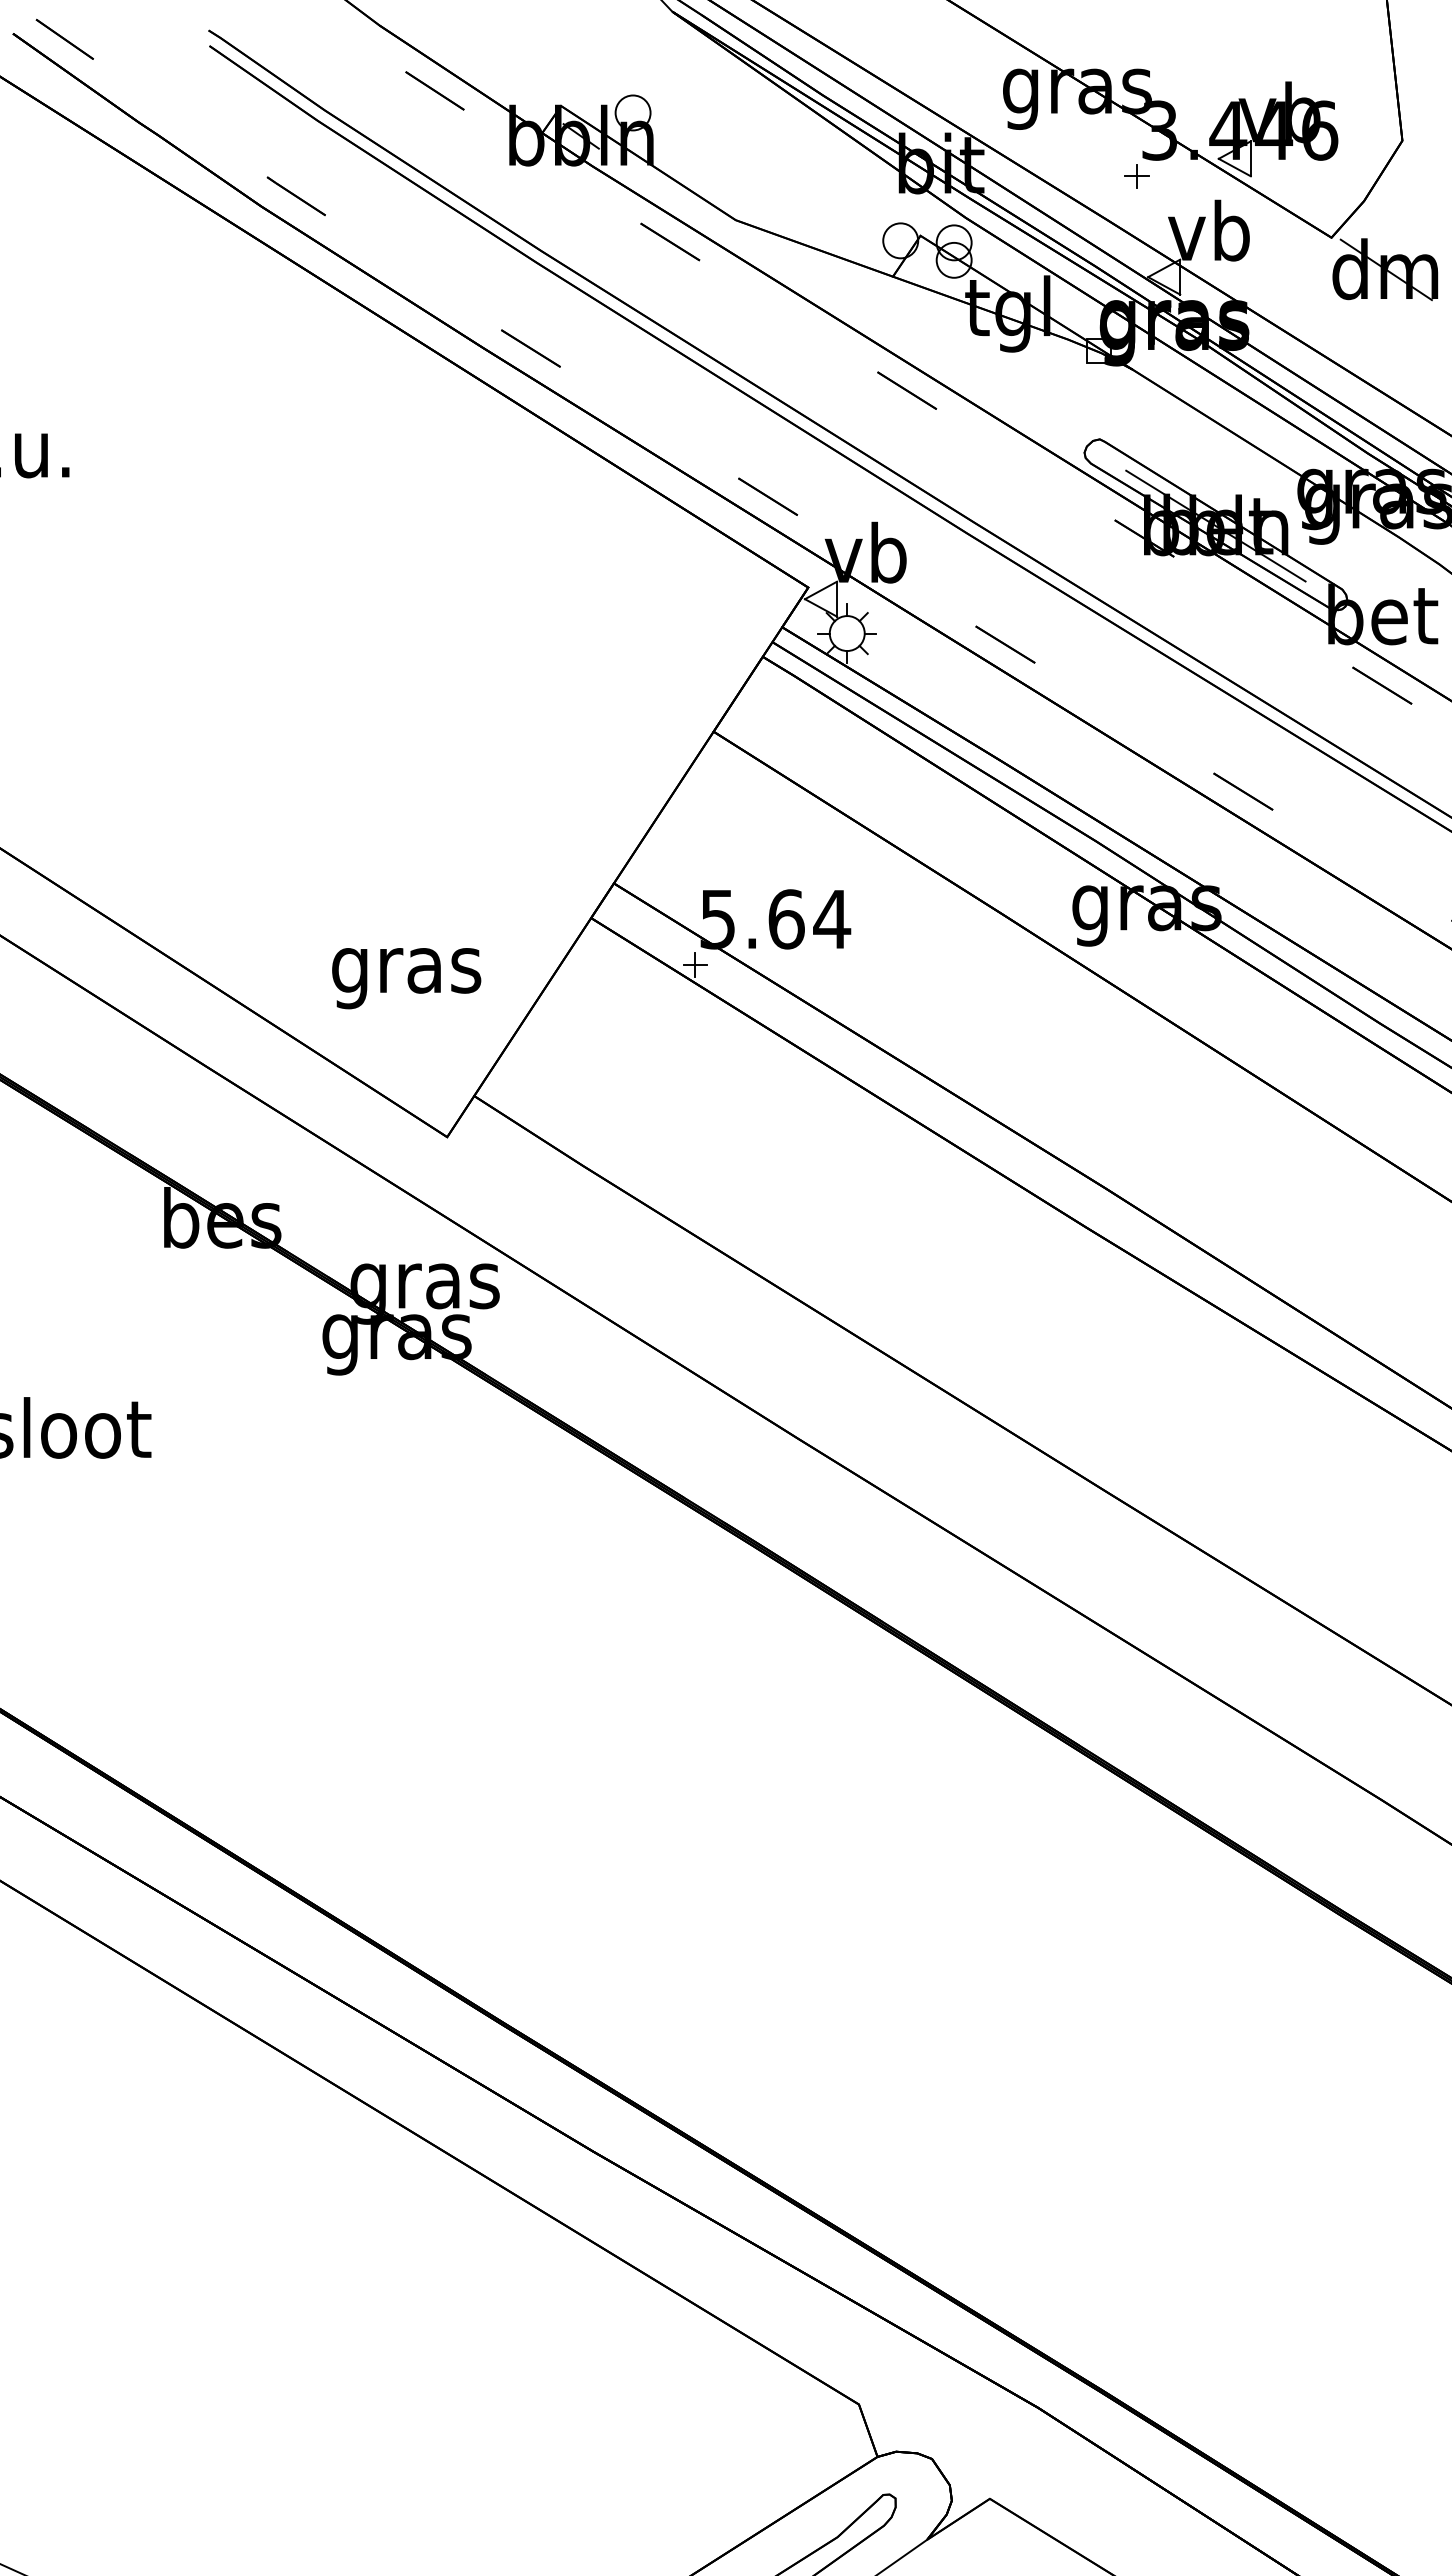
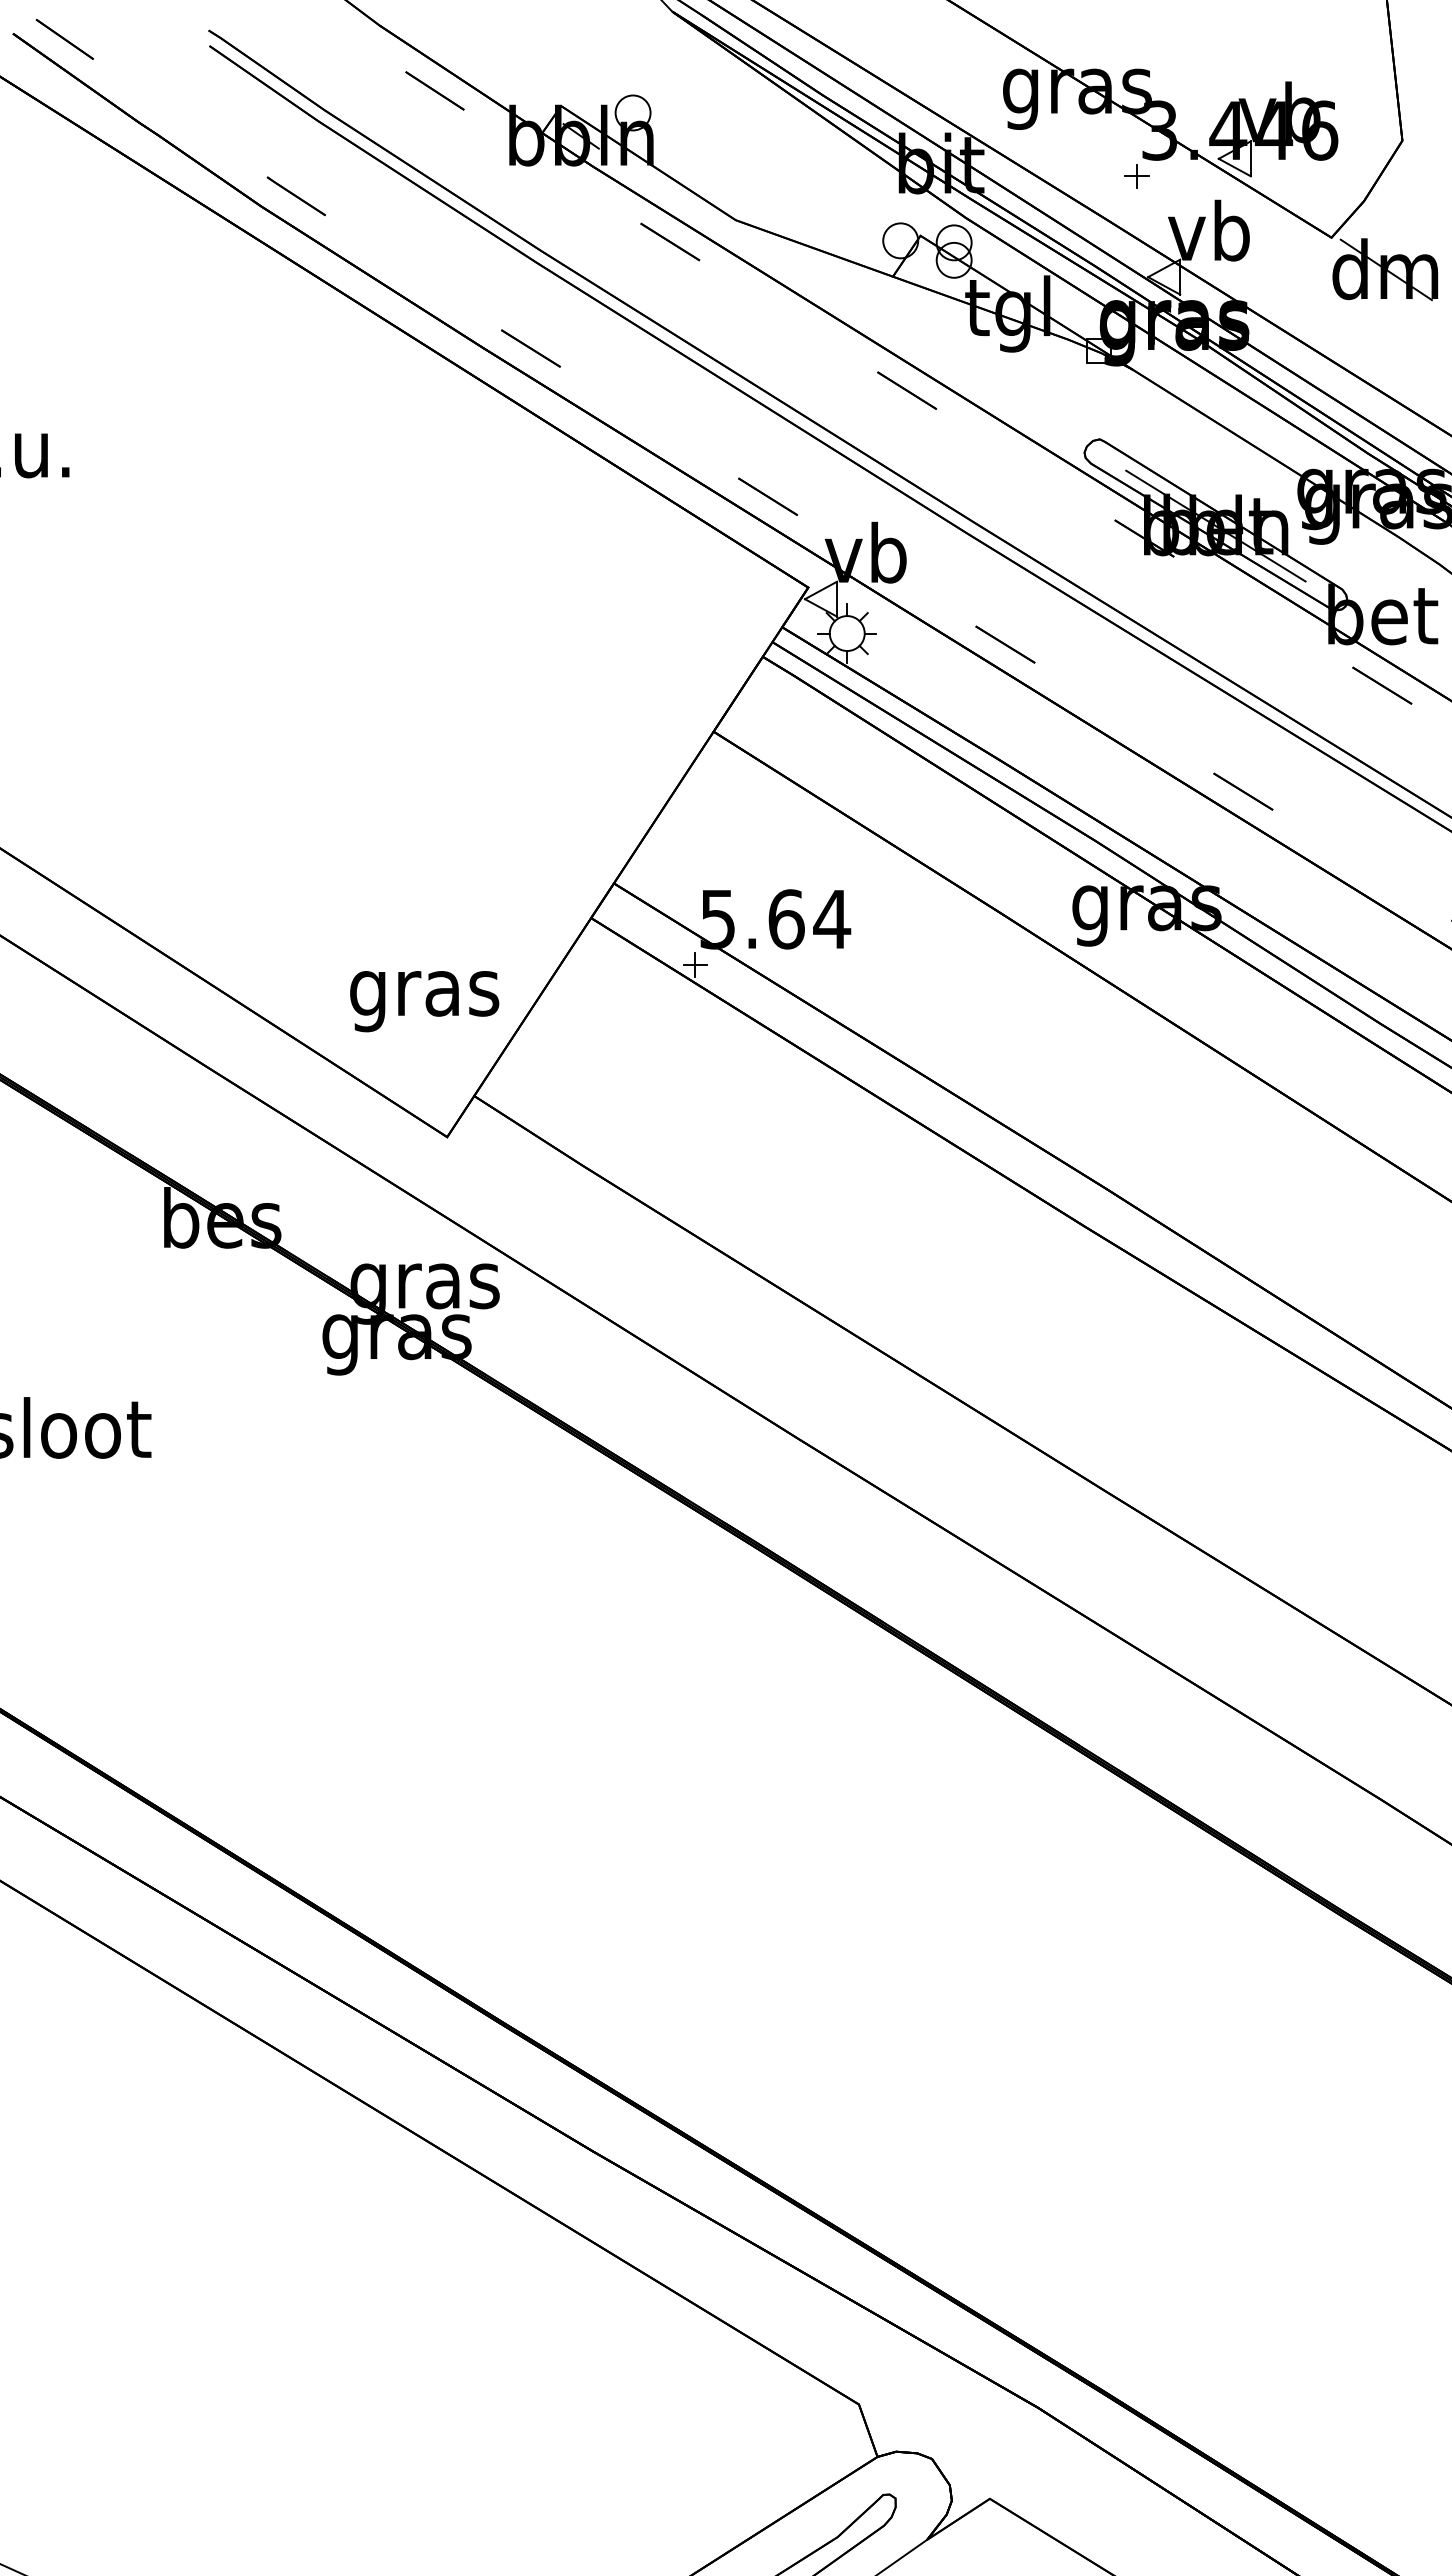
text position: (406, 978) -> (424, 1001) (424, 1001)
